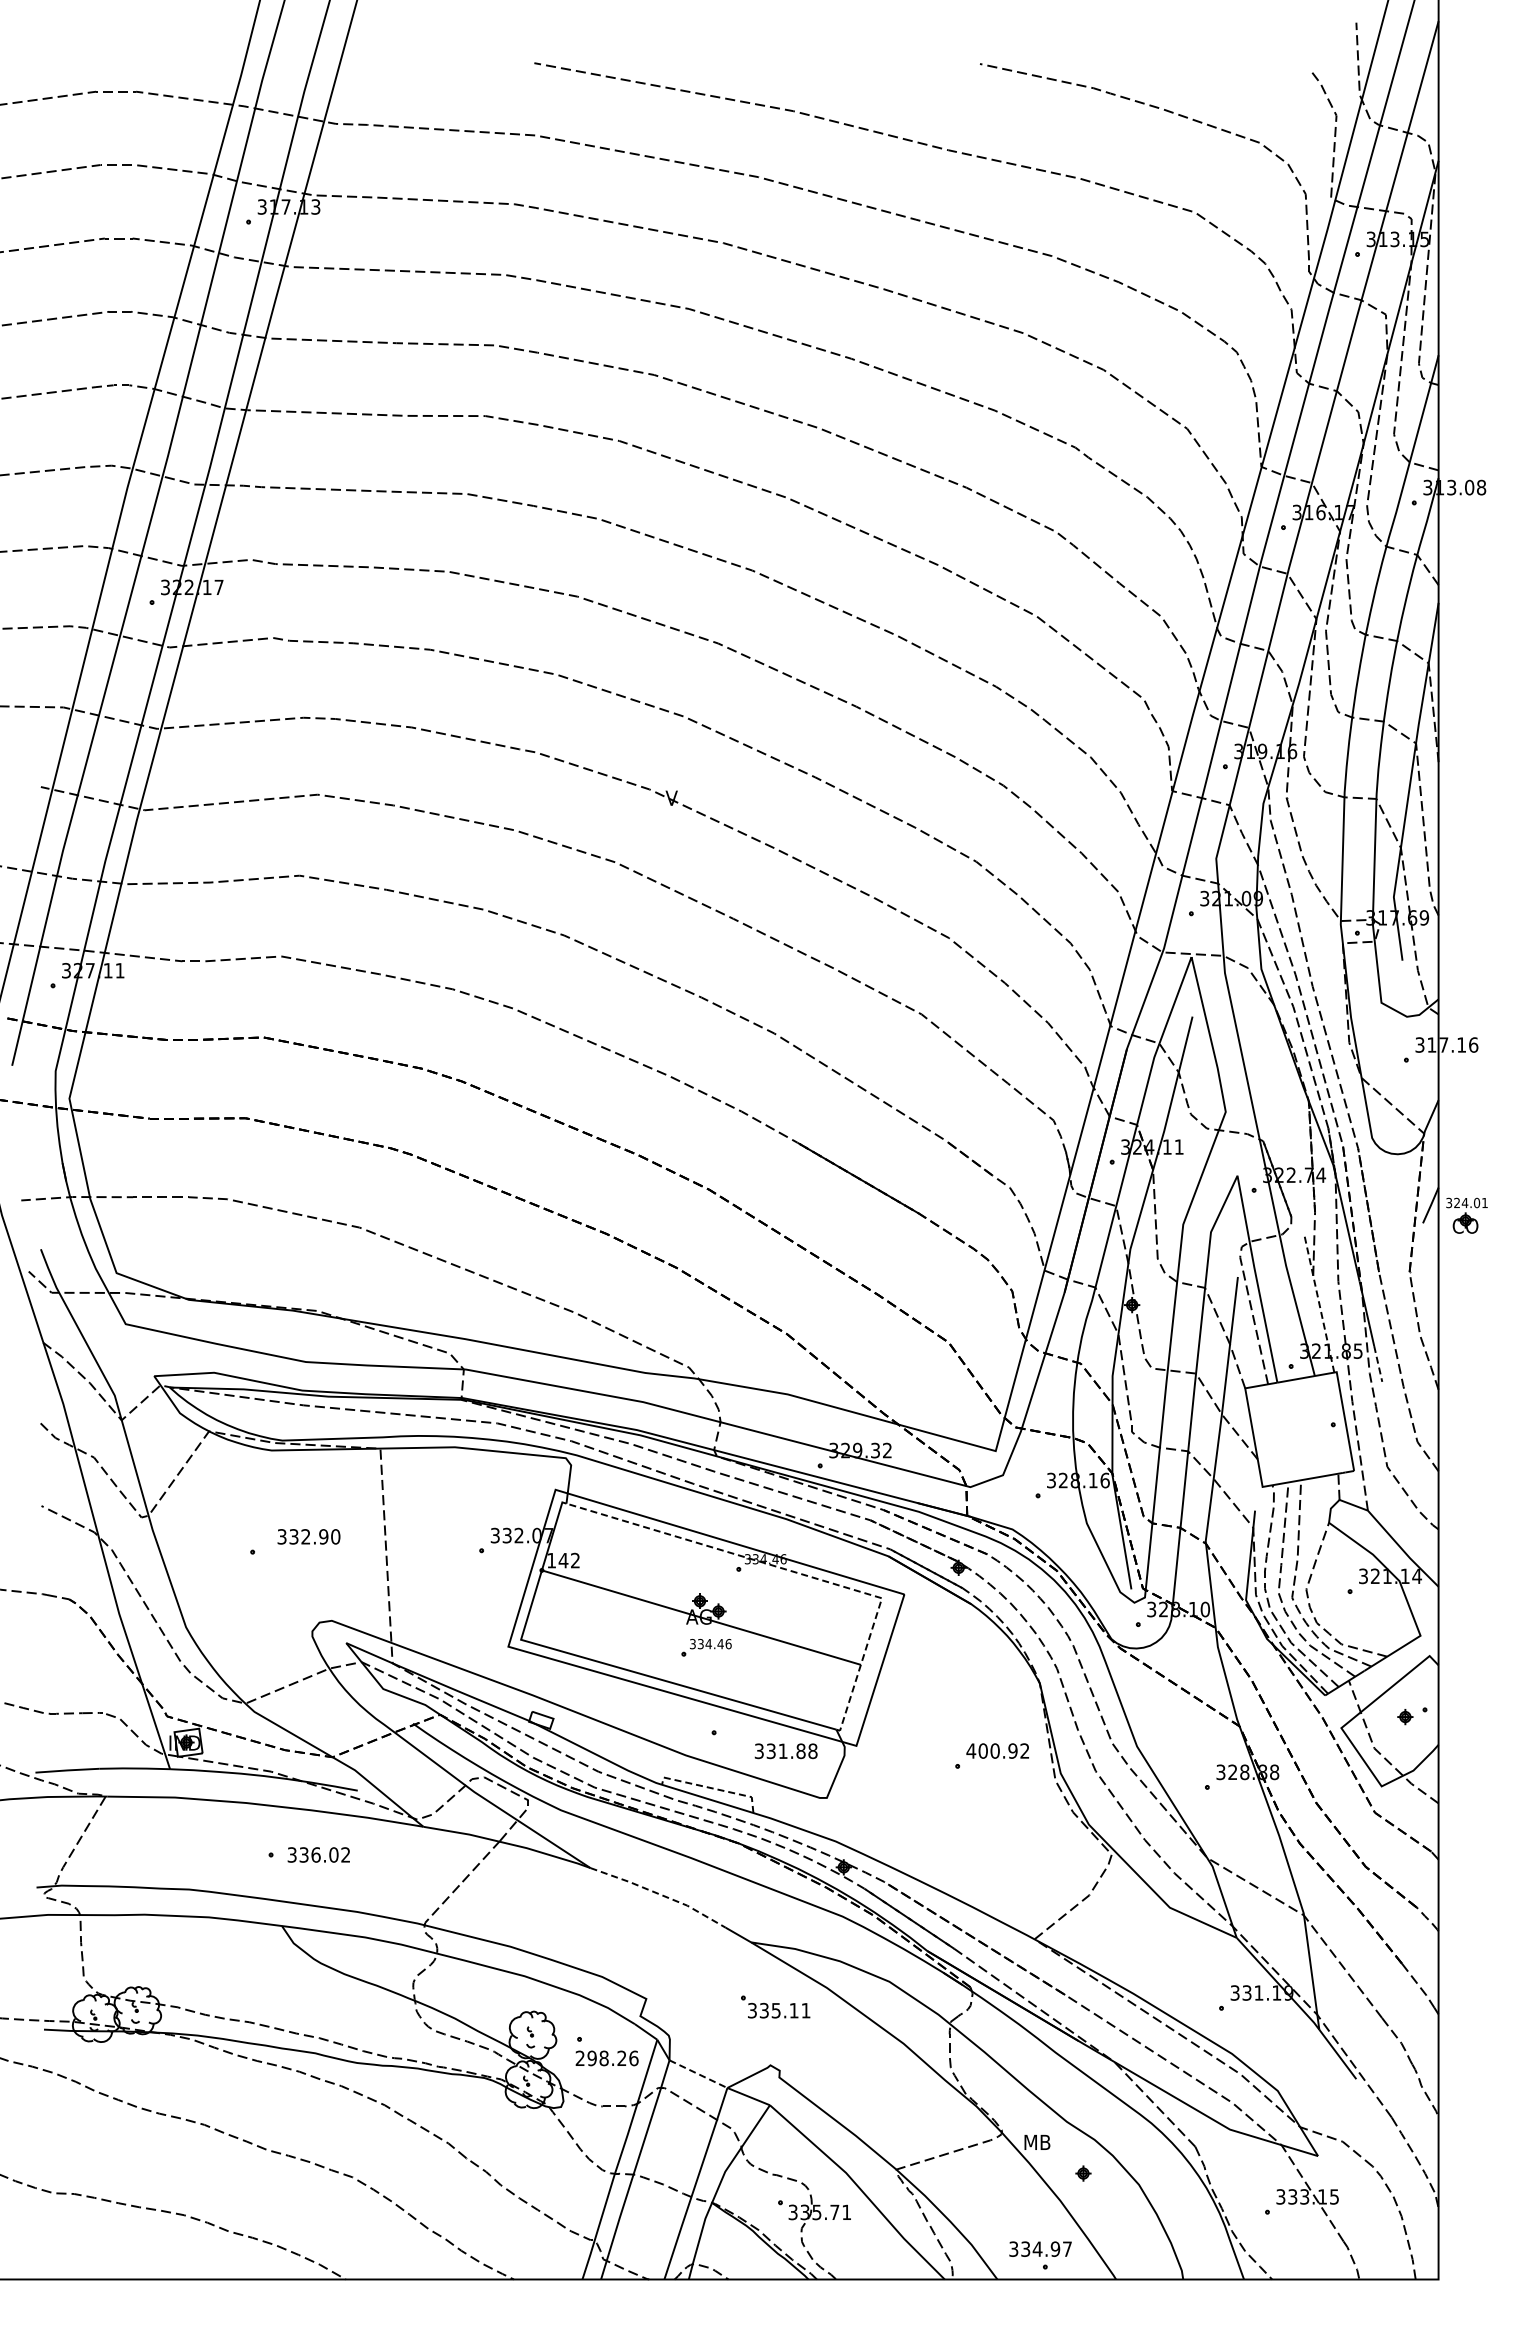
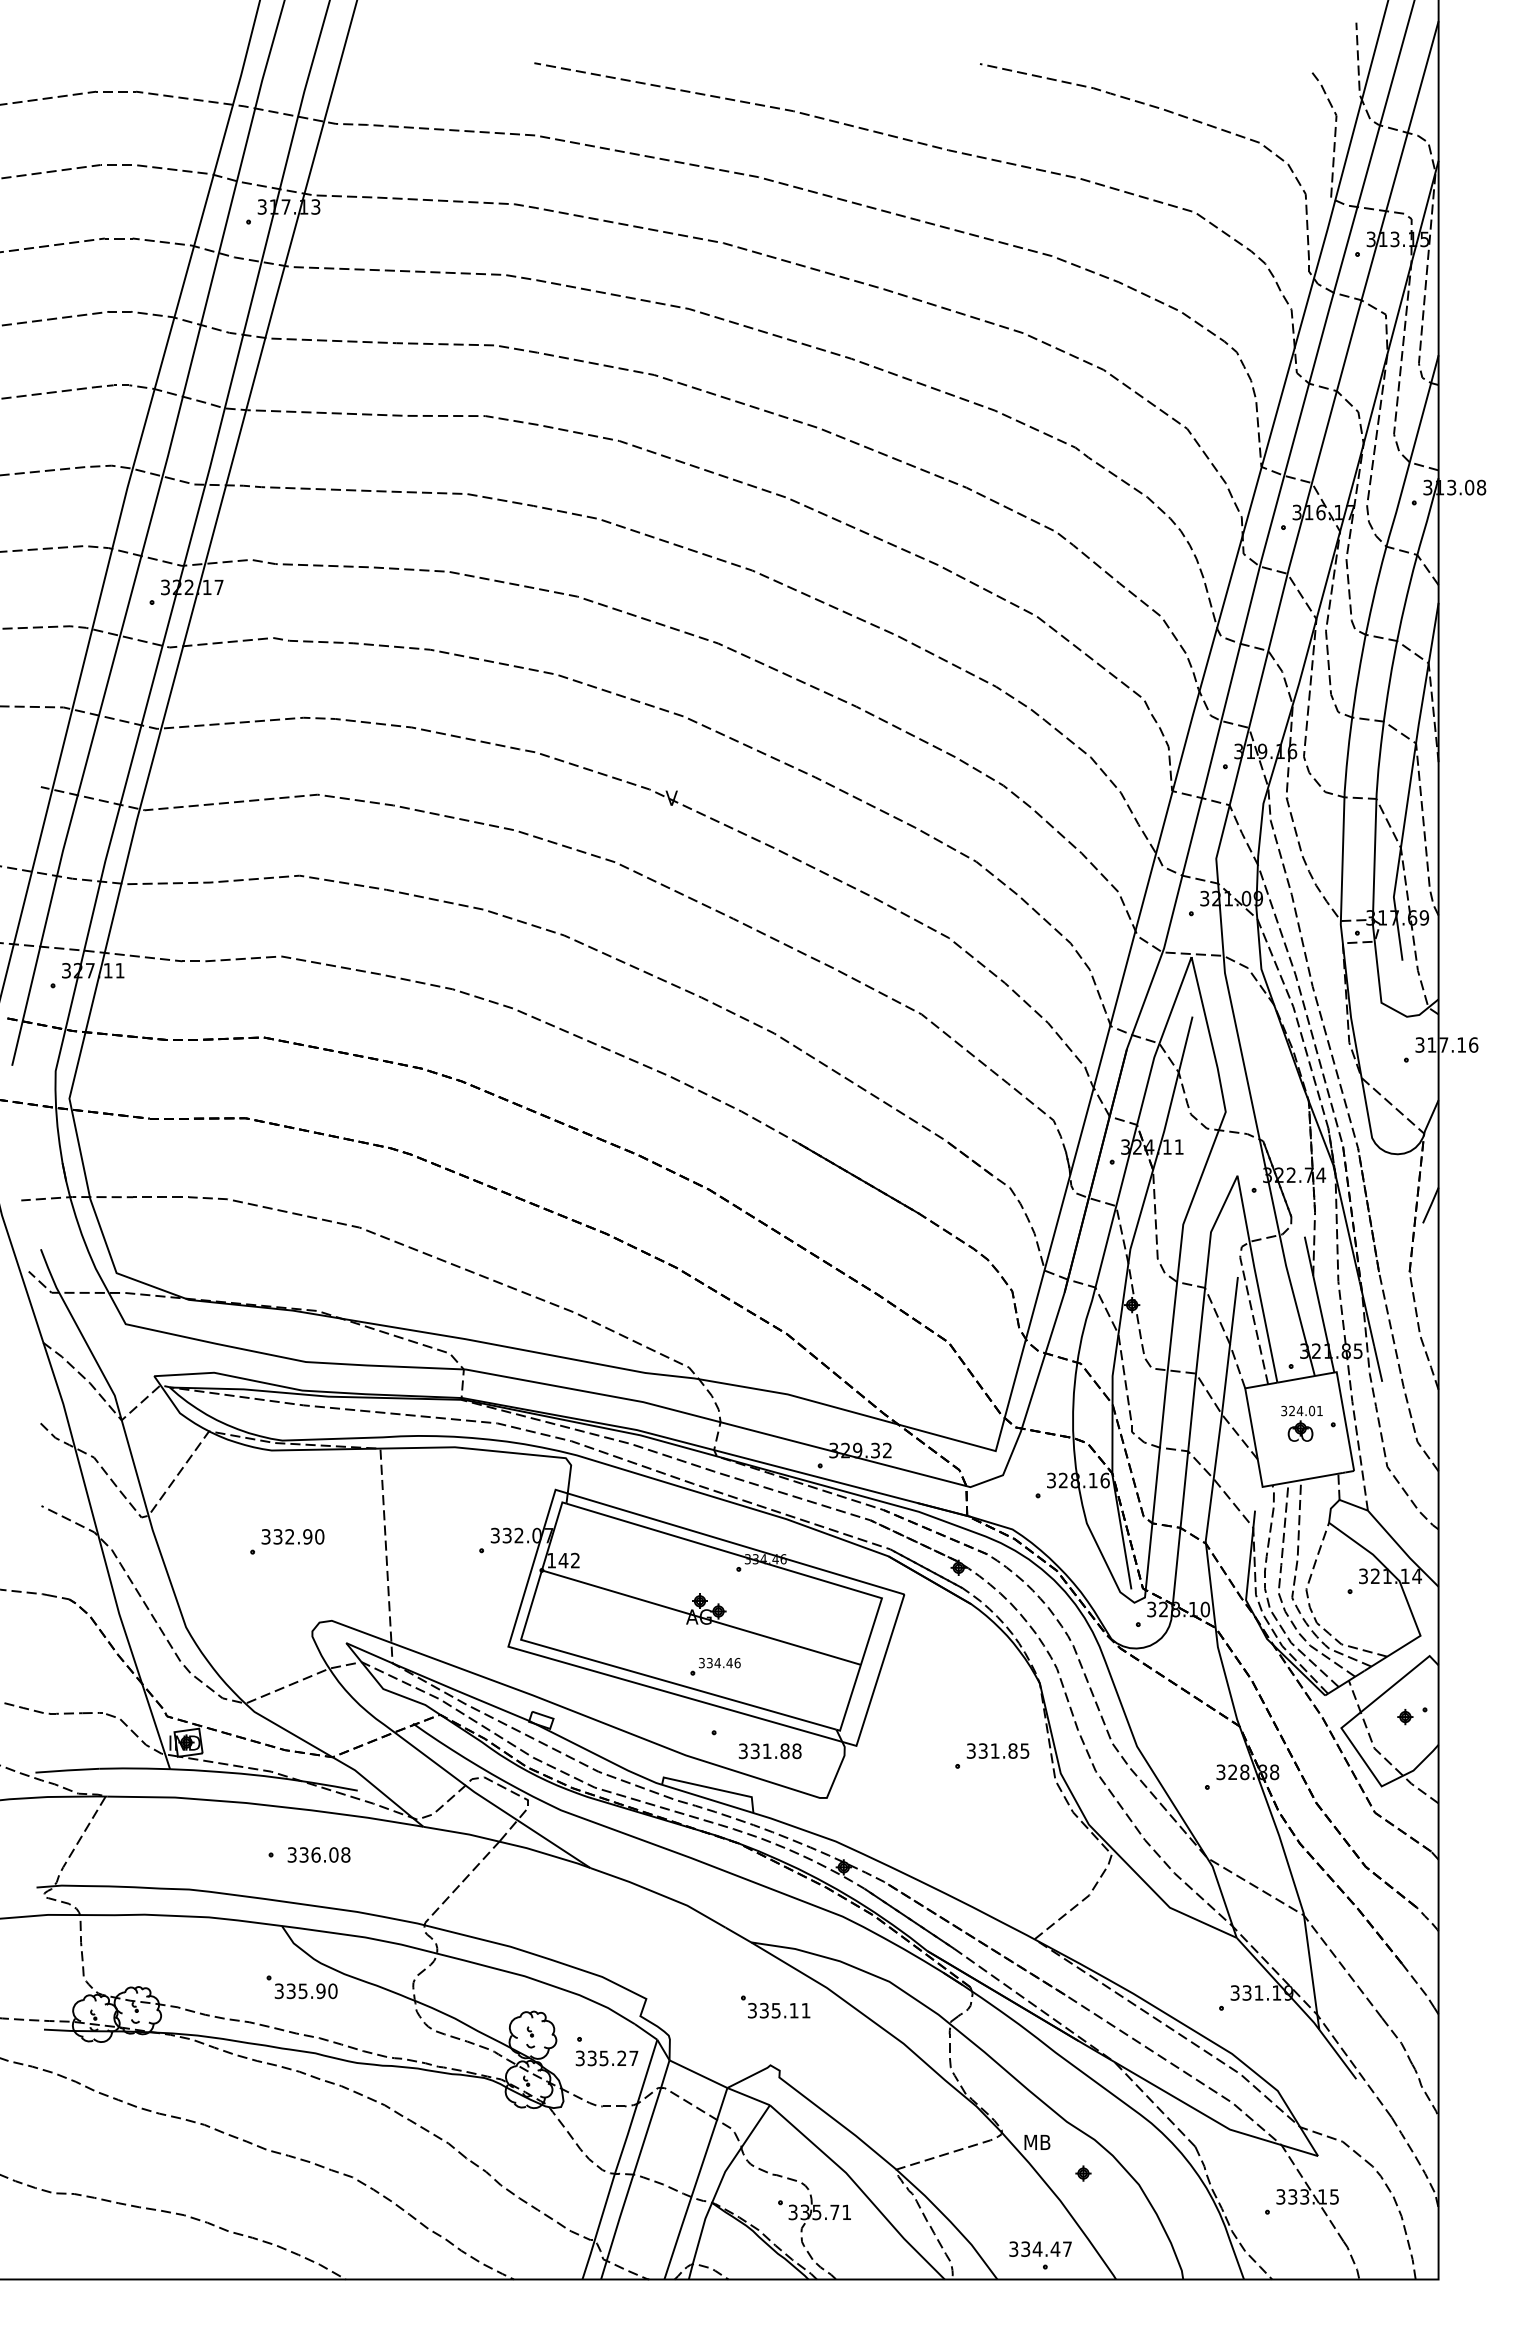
part position: (1466, 1215) -> (1301, 1423) (1301, 1423)
line: dashed -> solid (1319, 1304)
line: dashed -> solid (1378, 1364)
text position: (308, 1536) -> (292, 1536) (292, 1536)
line: dashed -> solid (793, 1571)
part position: (706, 1647) -> (715, 1666) (715, 1666)
text: 400.92 -> 331.85 (997, 1750)
text position: (785, 1751) -> (769, 1751) (769, 1751)
line: dashed -> solid (711, 1788)
text: 336.02 -> 336.08 (345, 1854)
line: dashed -> solid (659, 1894)
part: none -> present (301, 1987)
text: 298.26 -> 335.27 (606, 2058)
line: dashed -> solid (698, 2074)
text: 334.97 -> 334.47 (1055, 2248)
